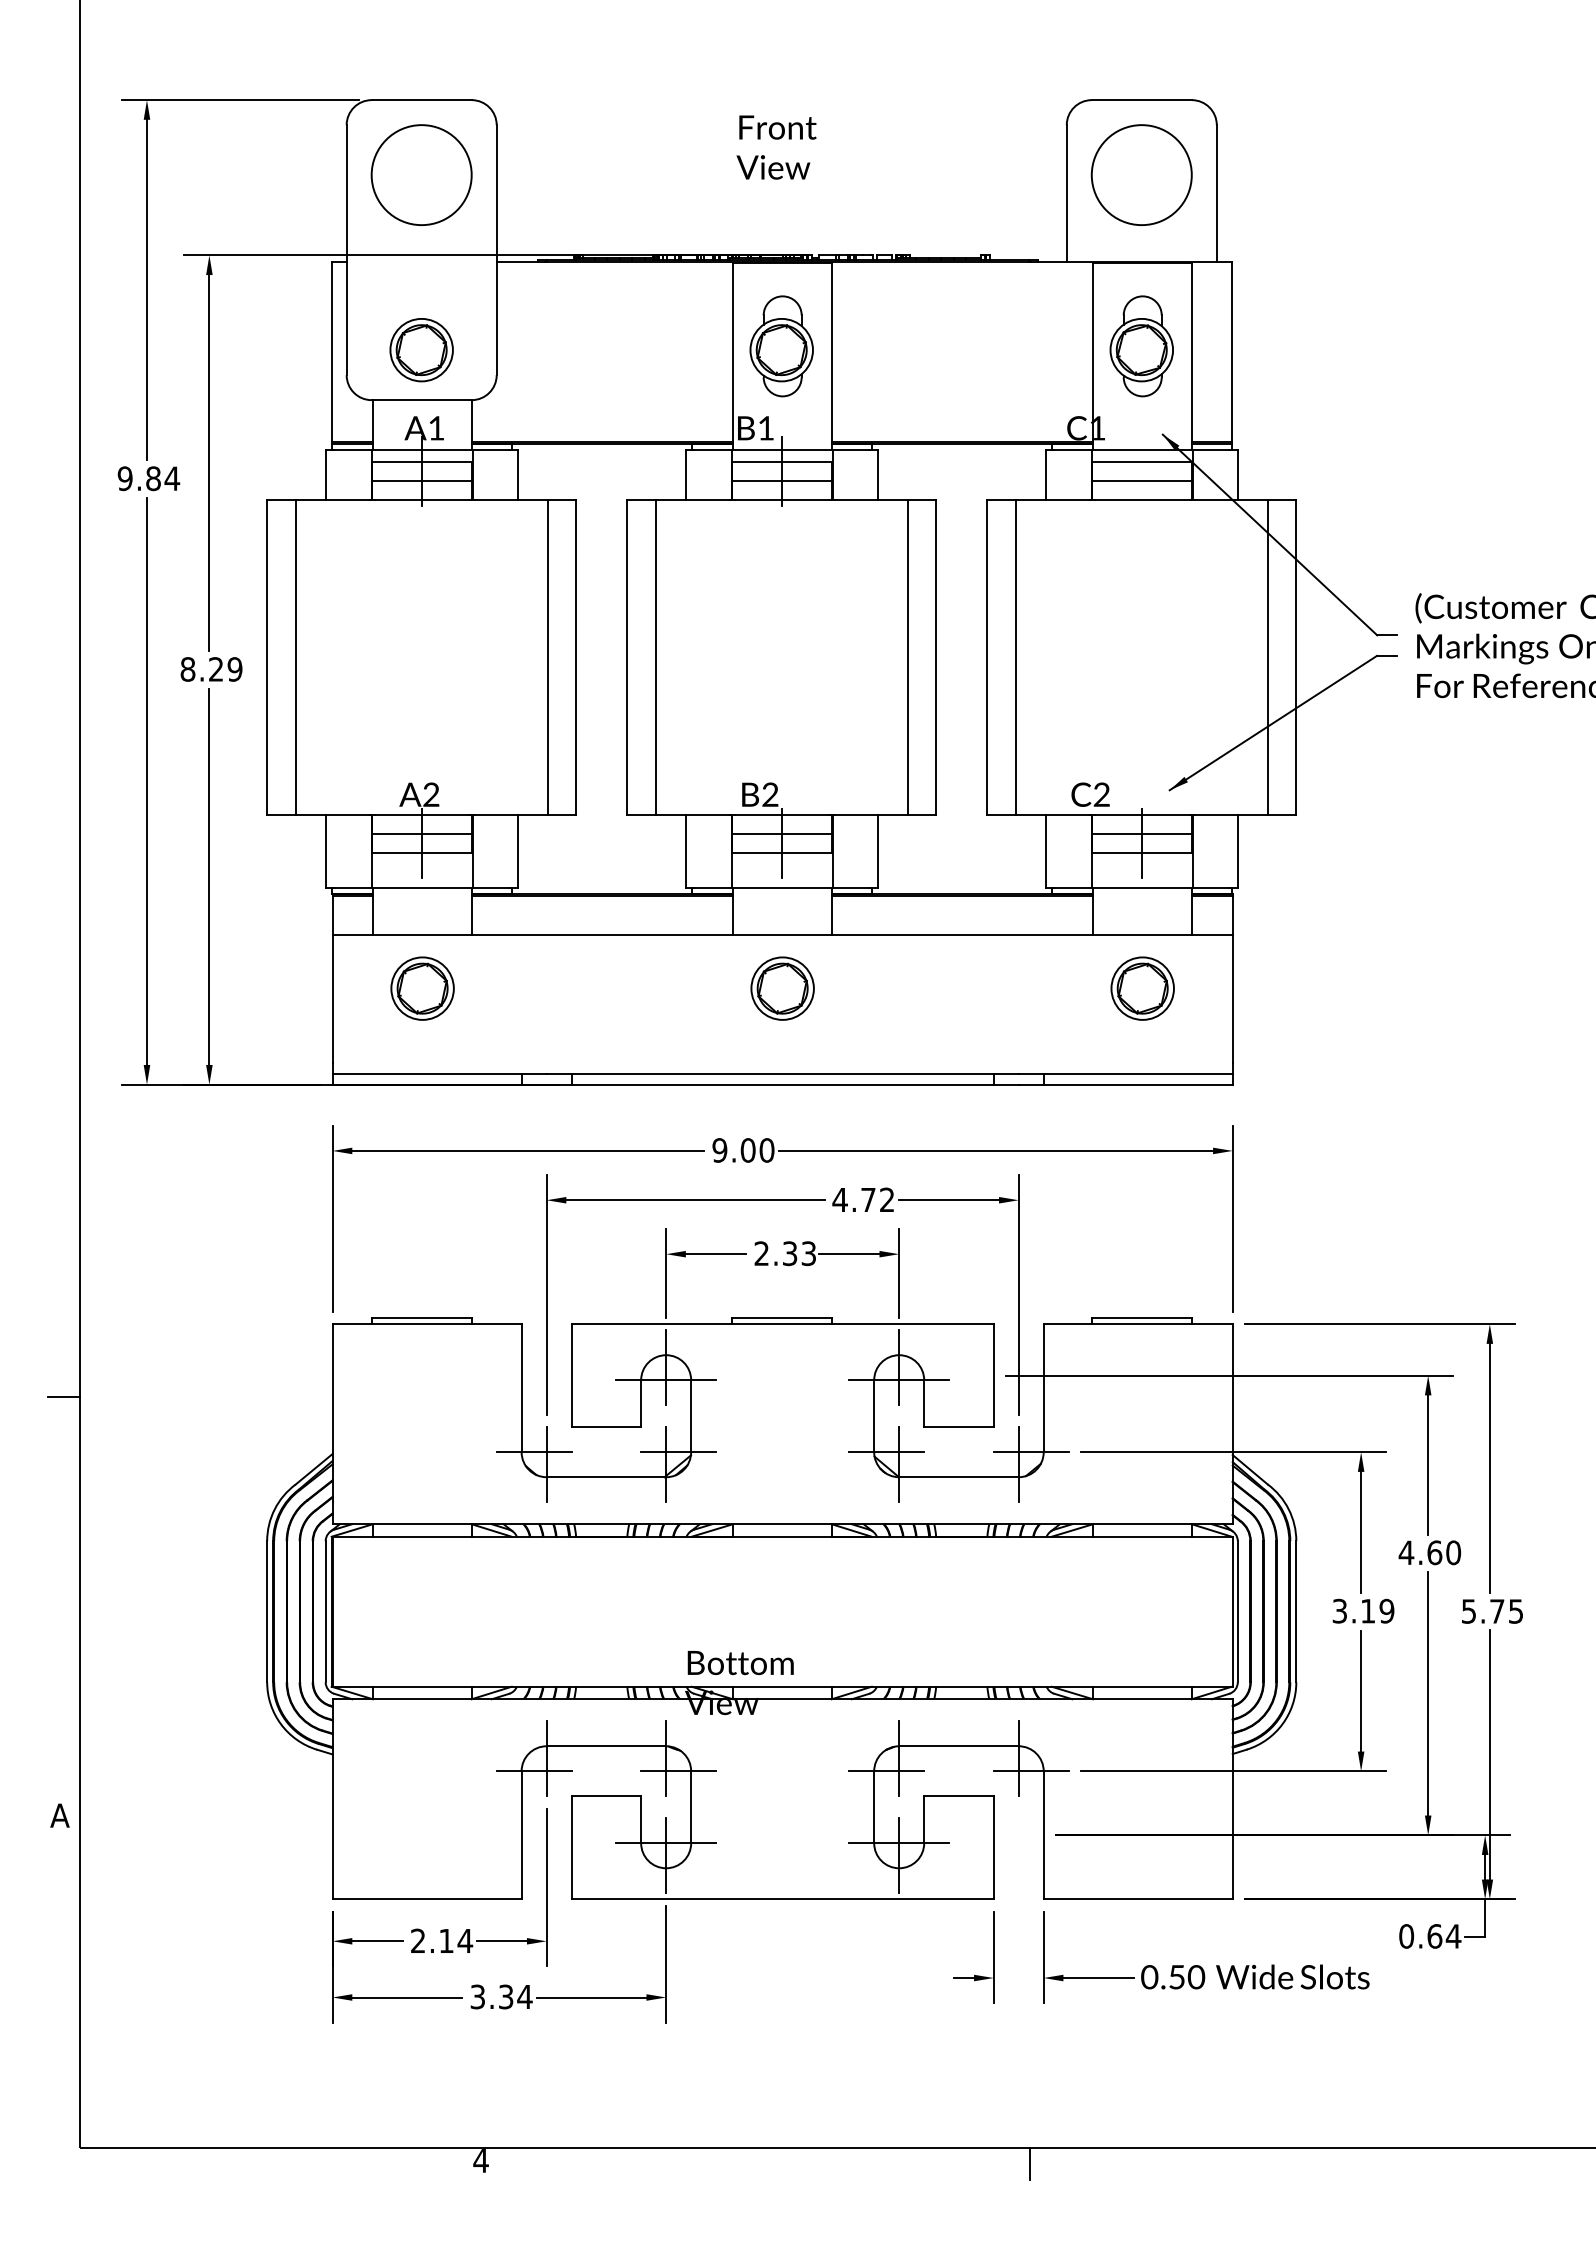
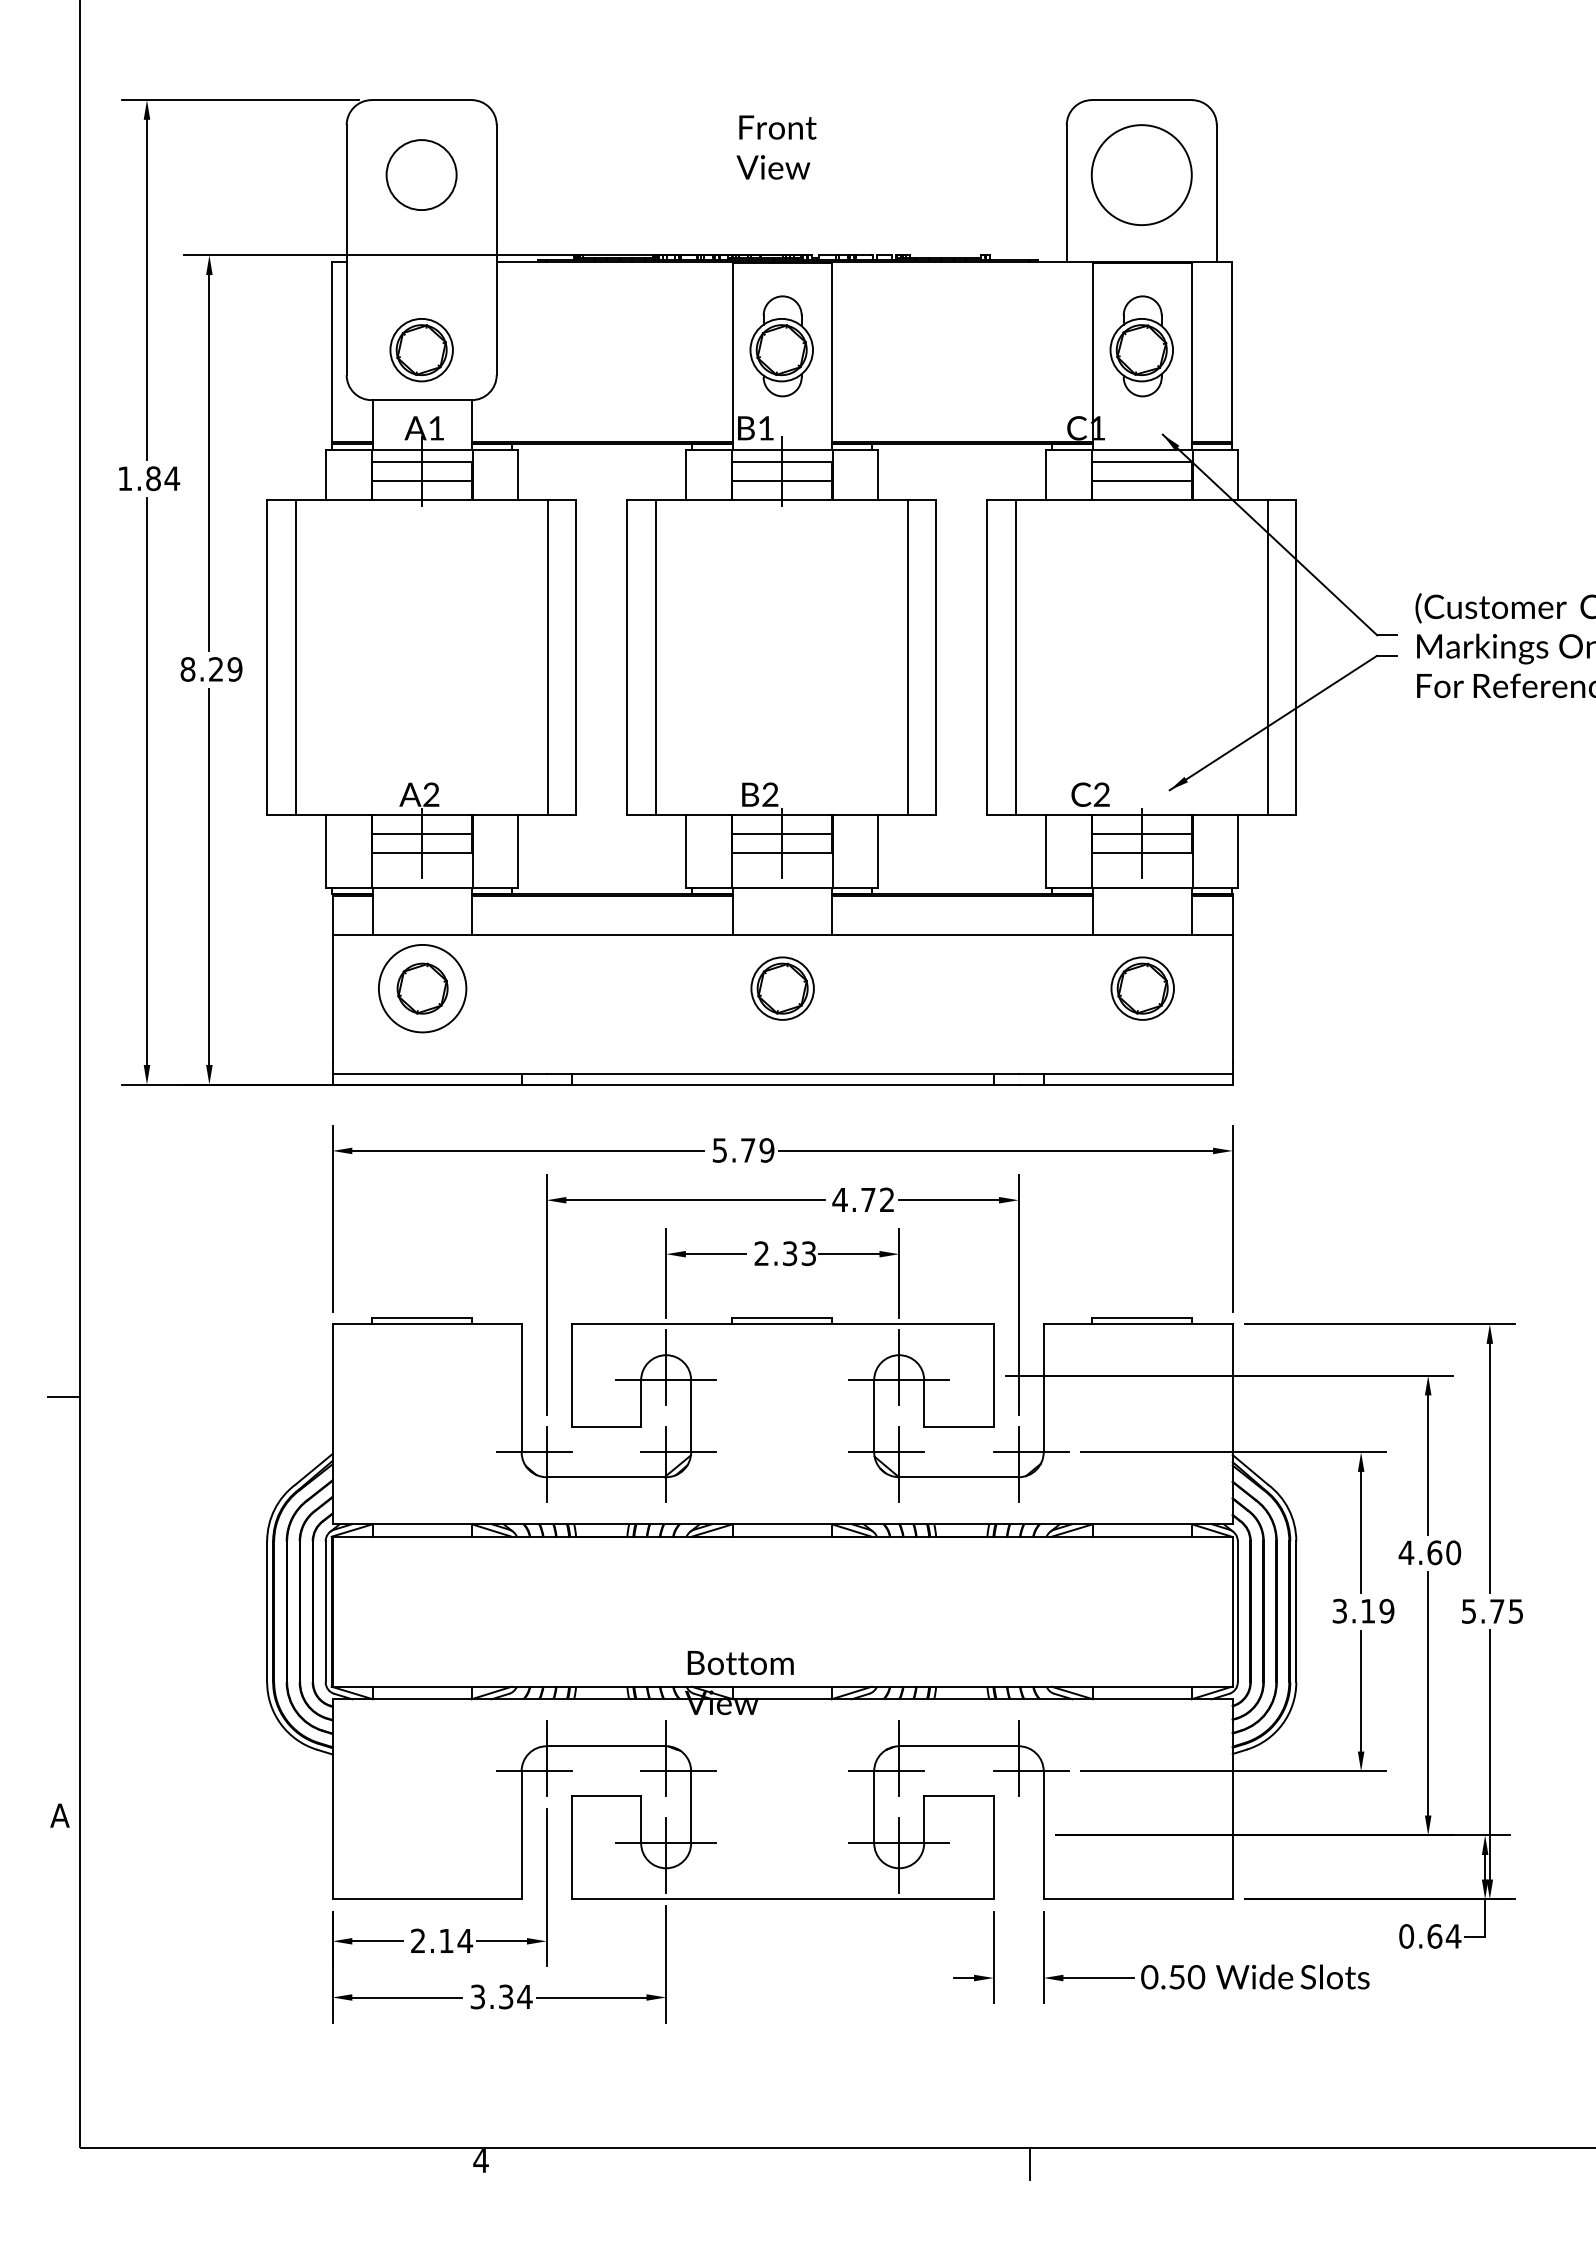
circle size: 103x102 px -> 73x72 px (421, 174)
text: 9.84 -> 1.84 (124, 478)
circle diameter: 62 px -> 87 px (422, 988)
text: 9.00 -> 5.79 (743, 1150)
